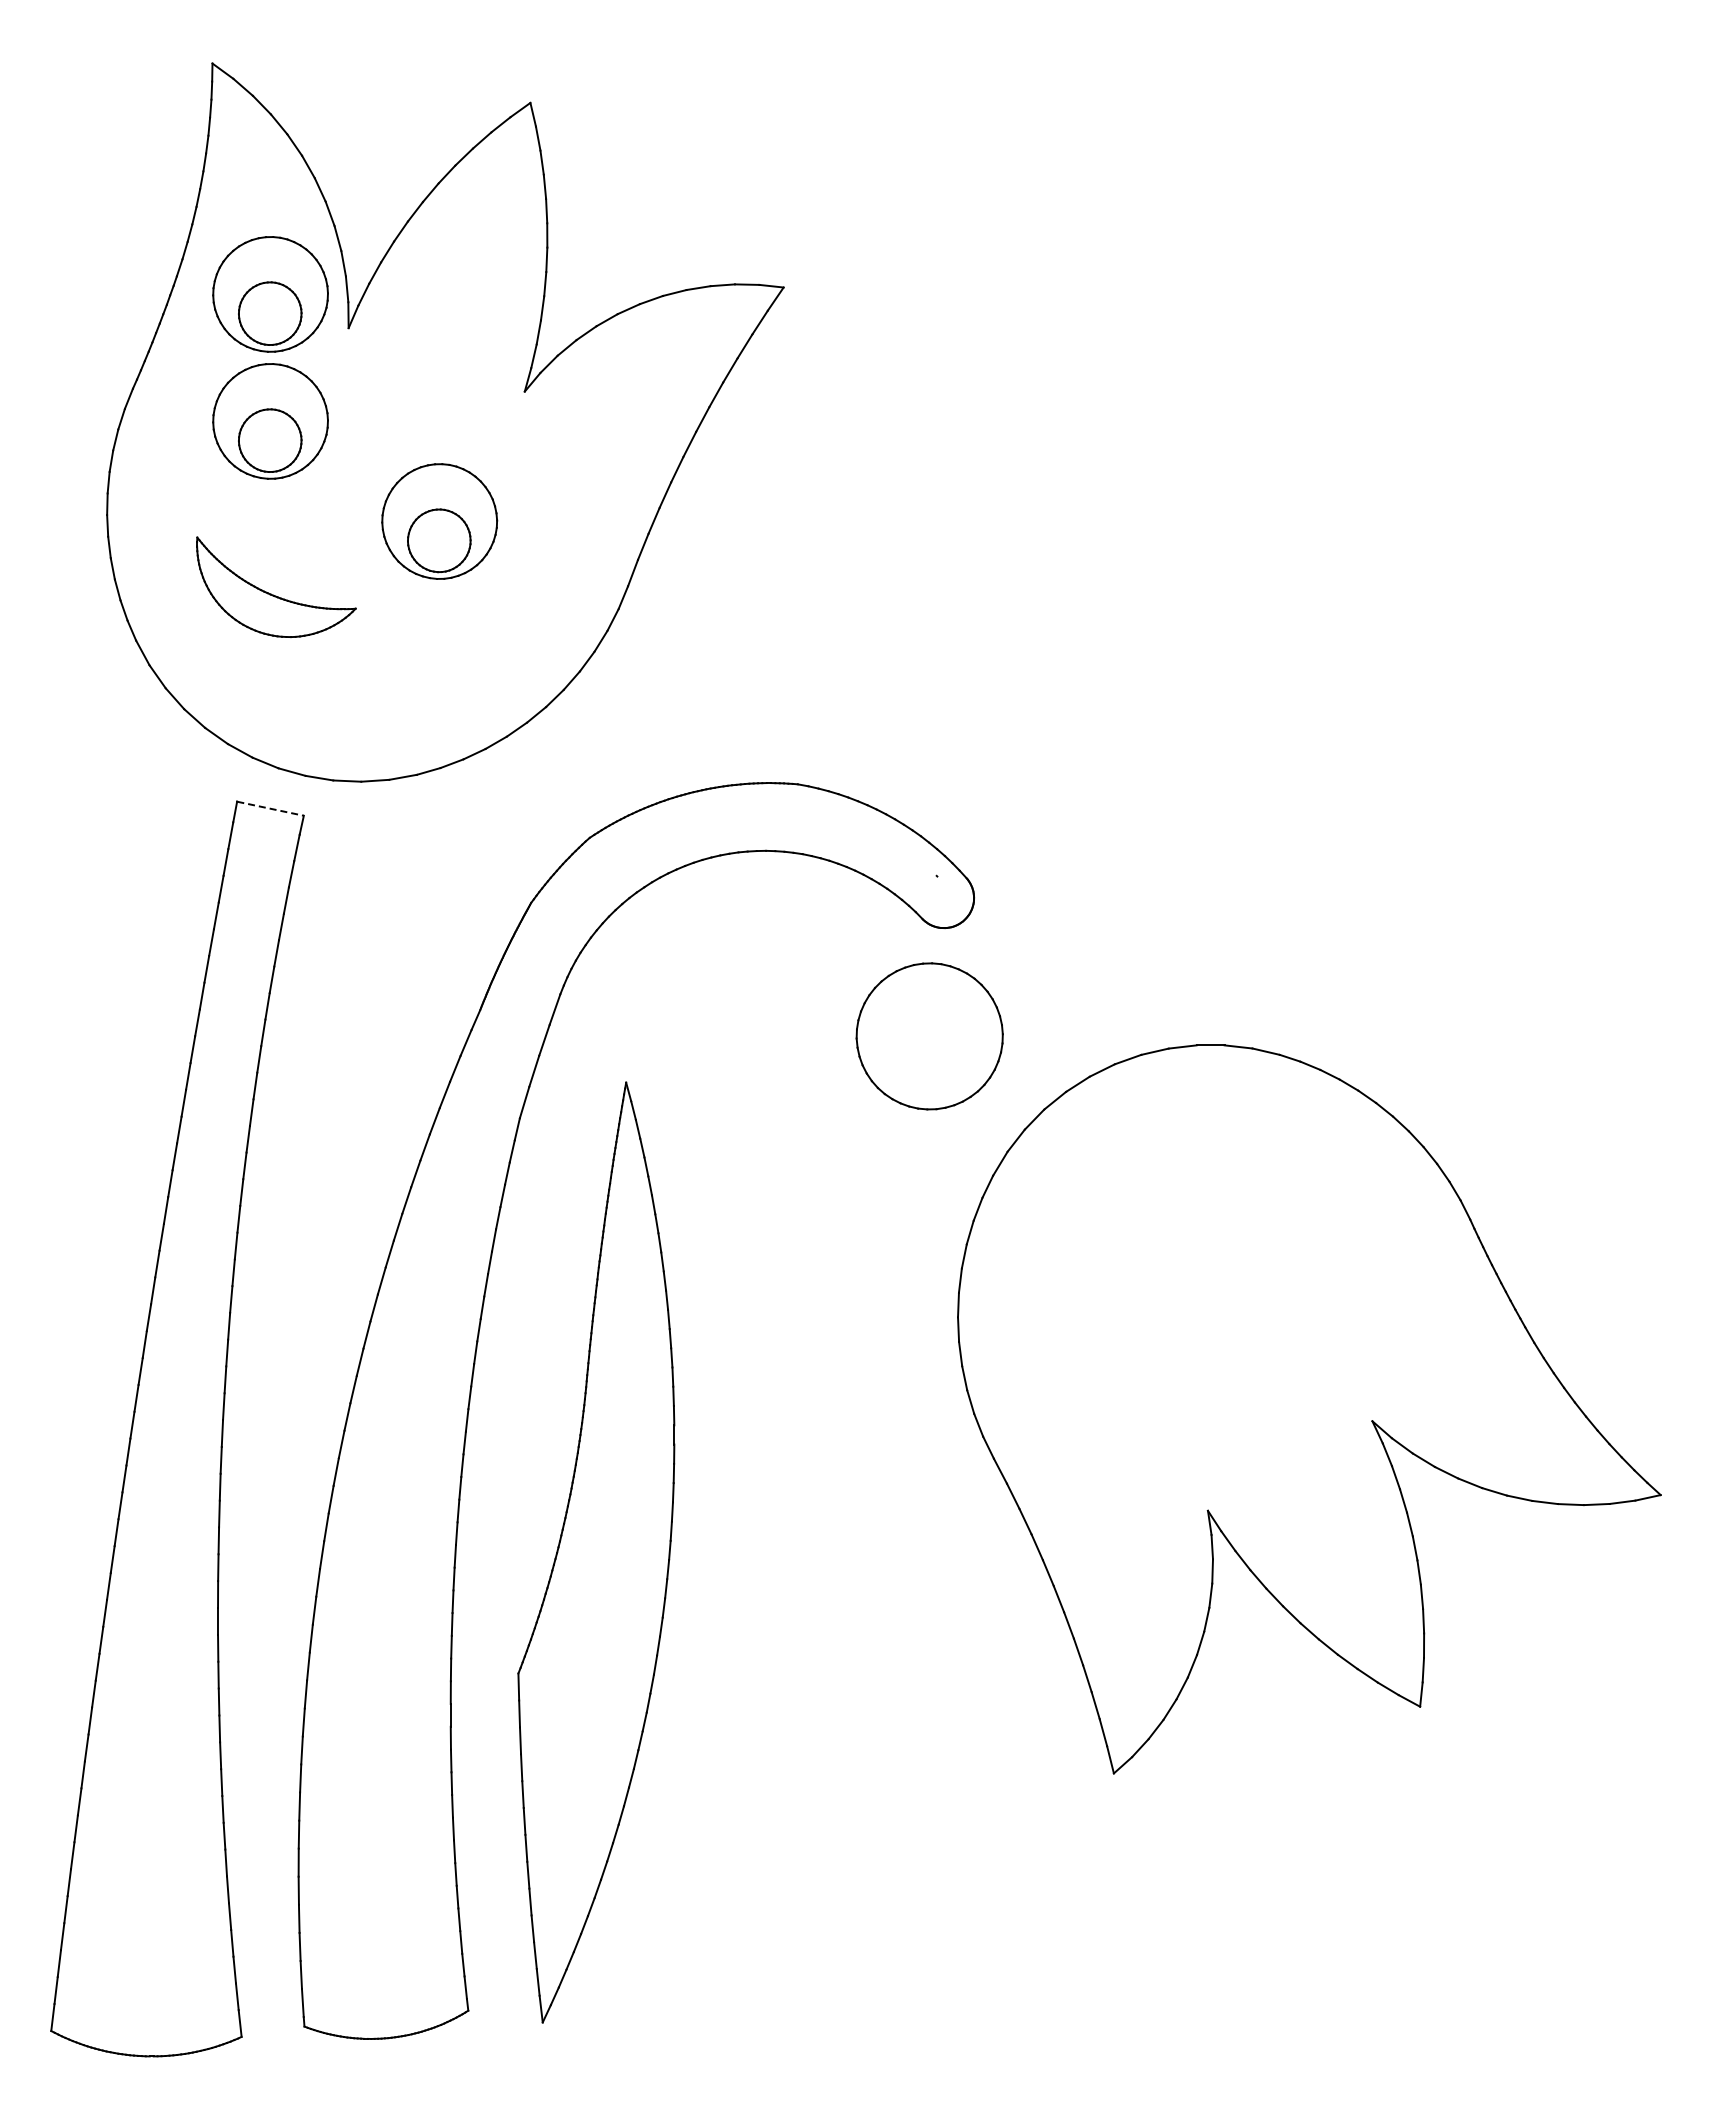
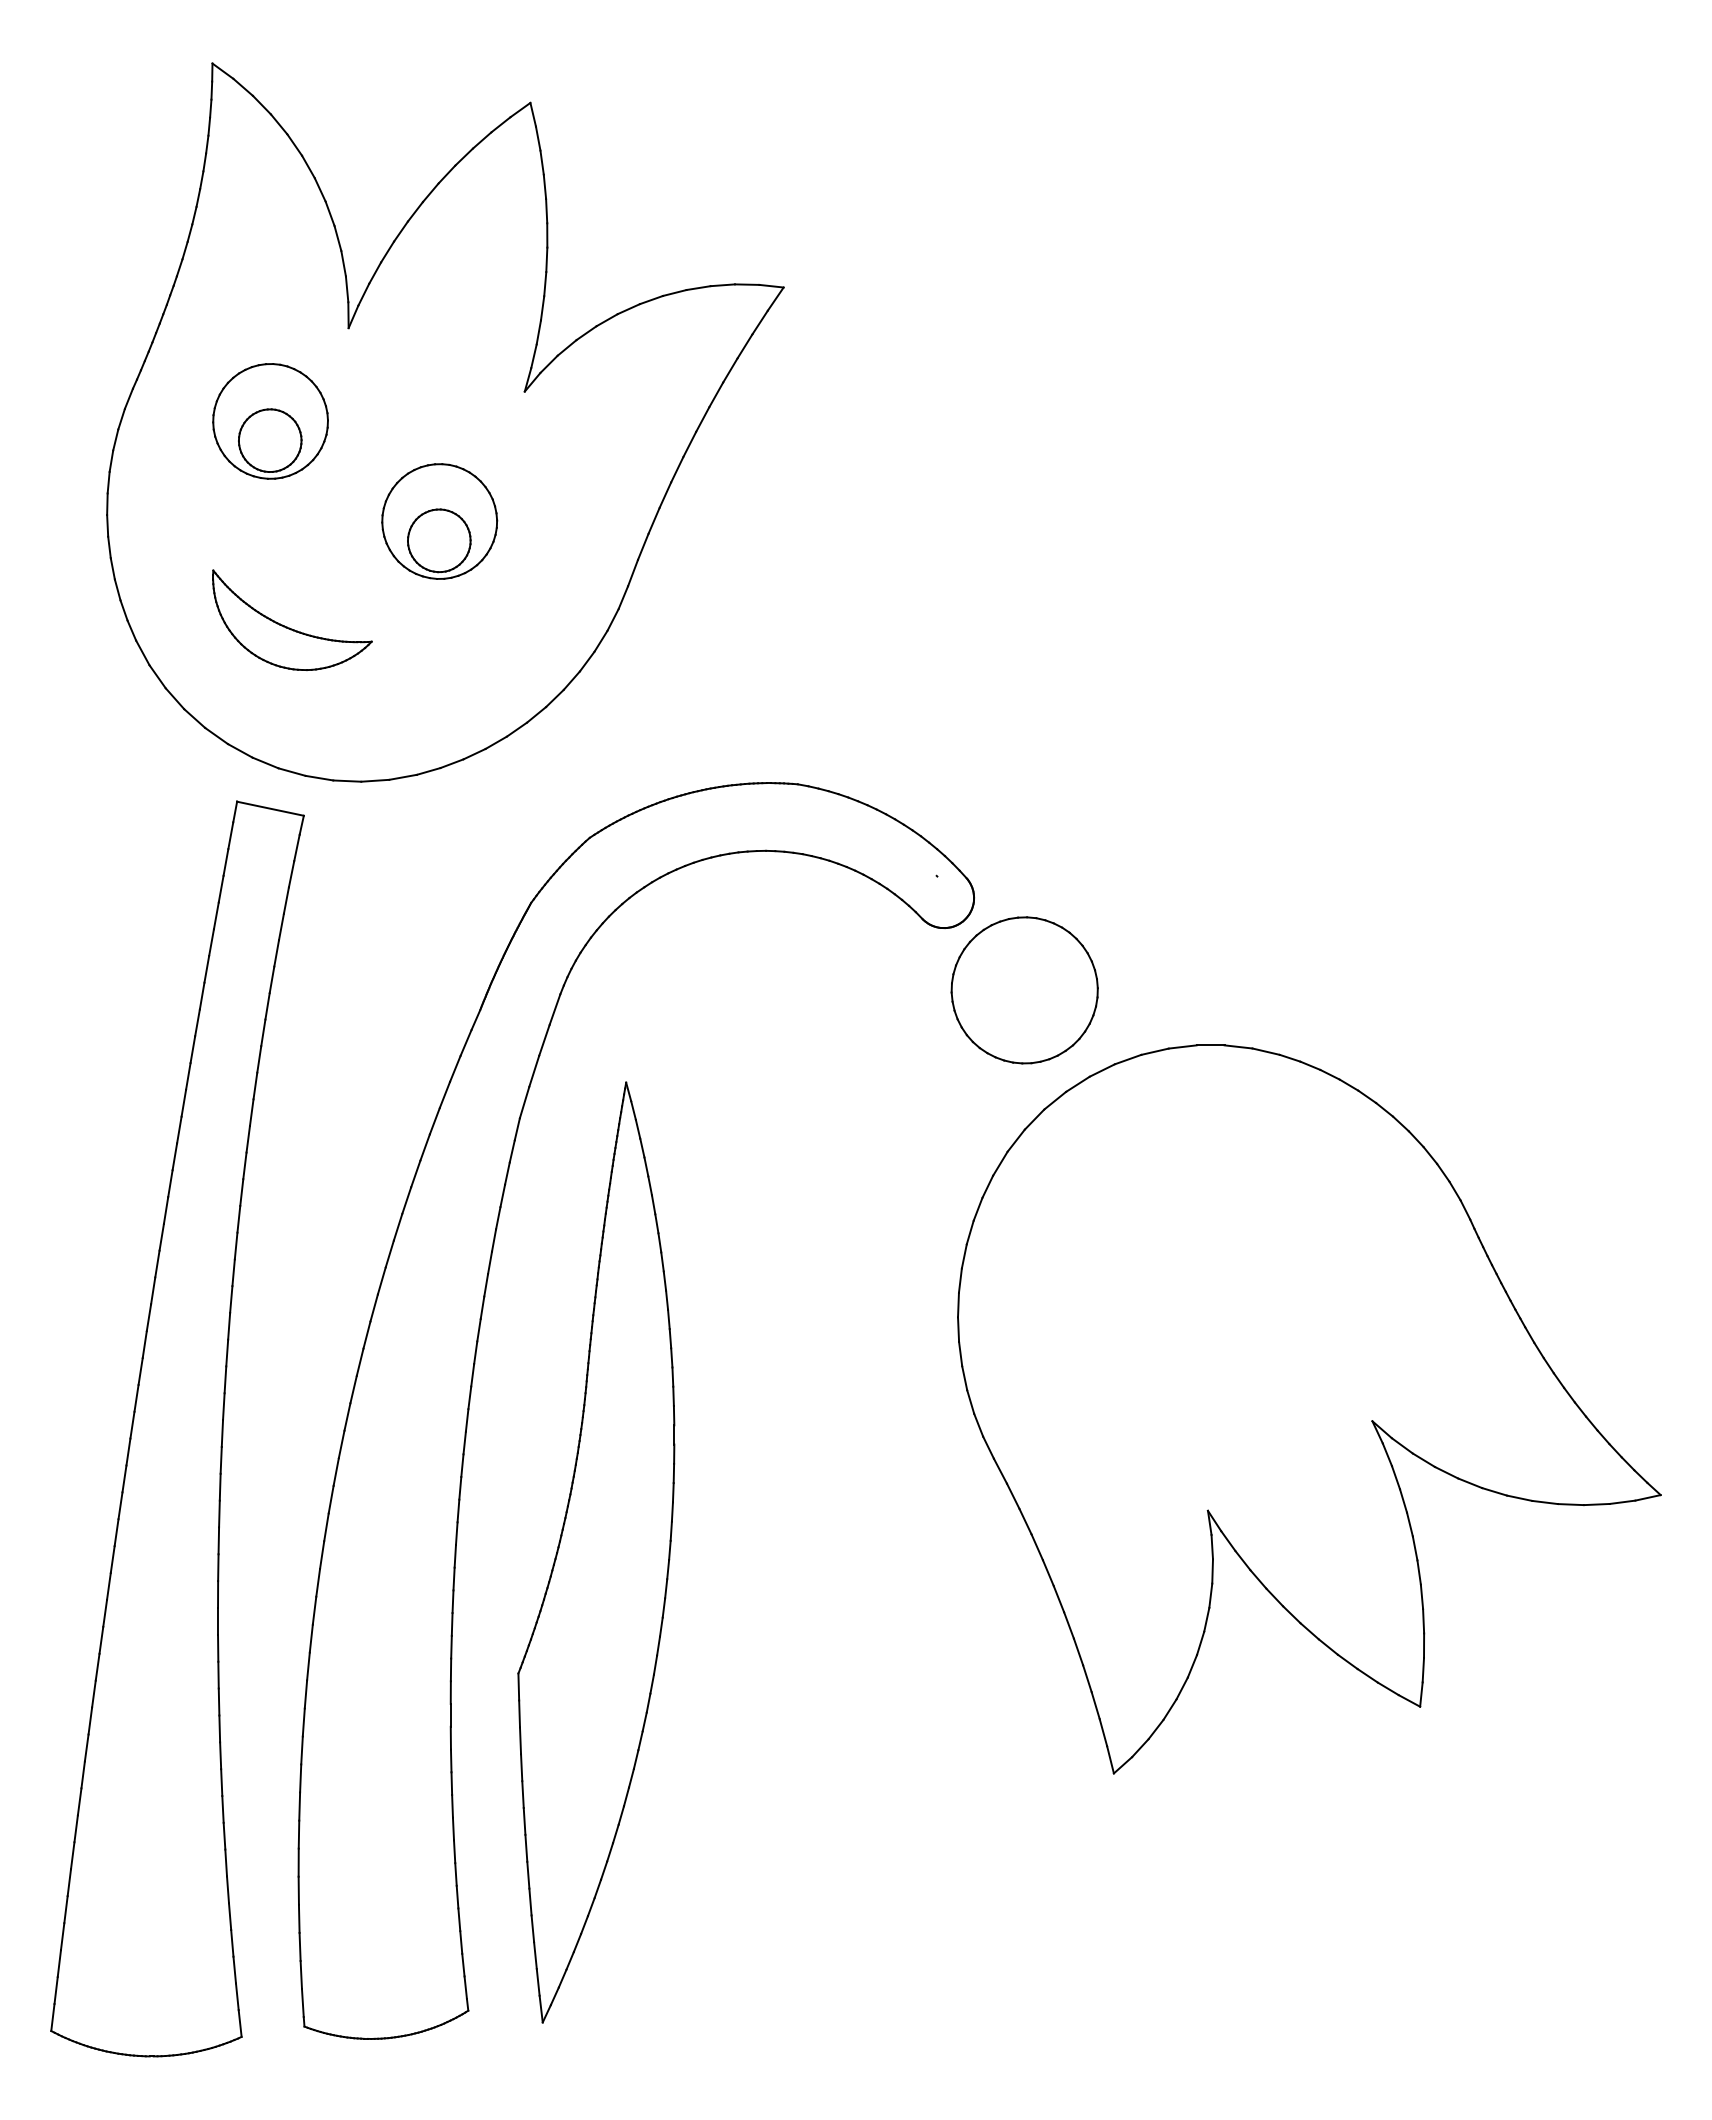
part: present -> none (270, 294)
part position: (273, 594) -> (289, 627) (289, 627)
line: dashed -> solid (270, 808)
part position: (929, 1036) -> (1024, 990) (1024, 990)
